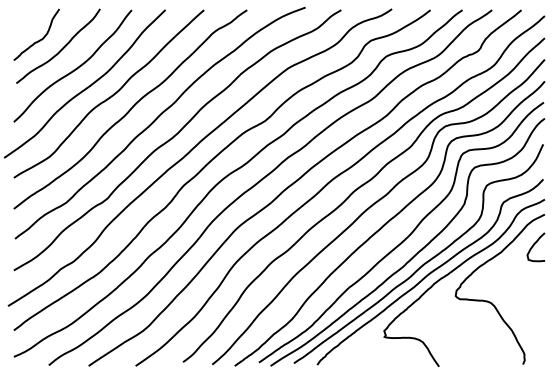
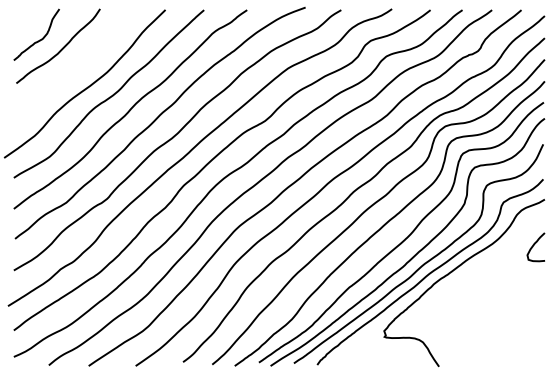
curve: present -> none (73, 69)
curve: present -> none (490, 301)
